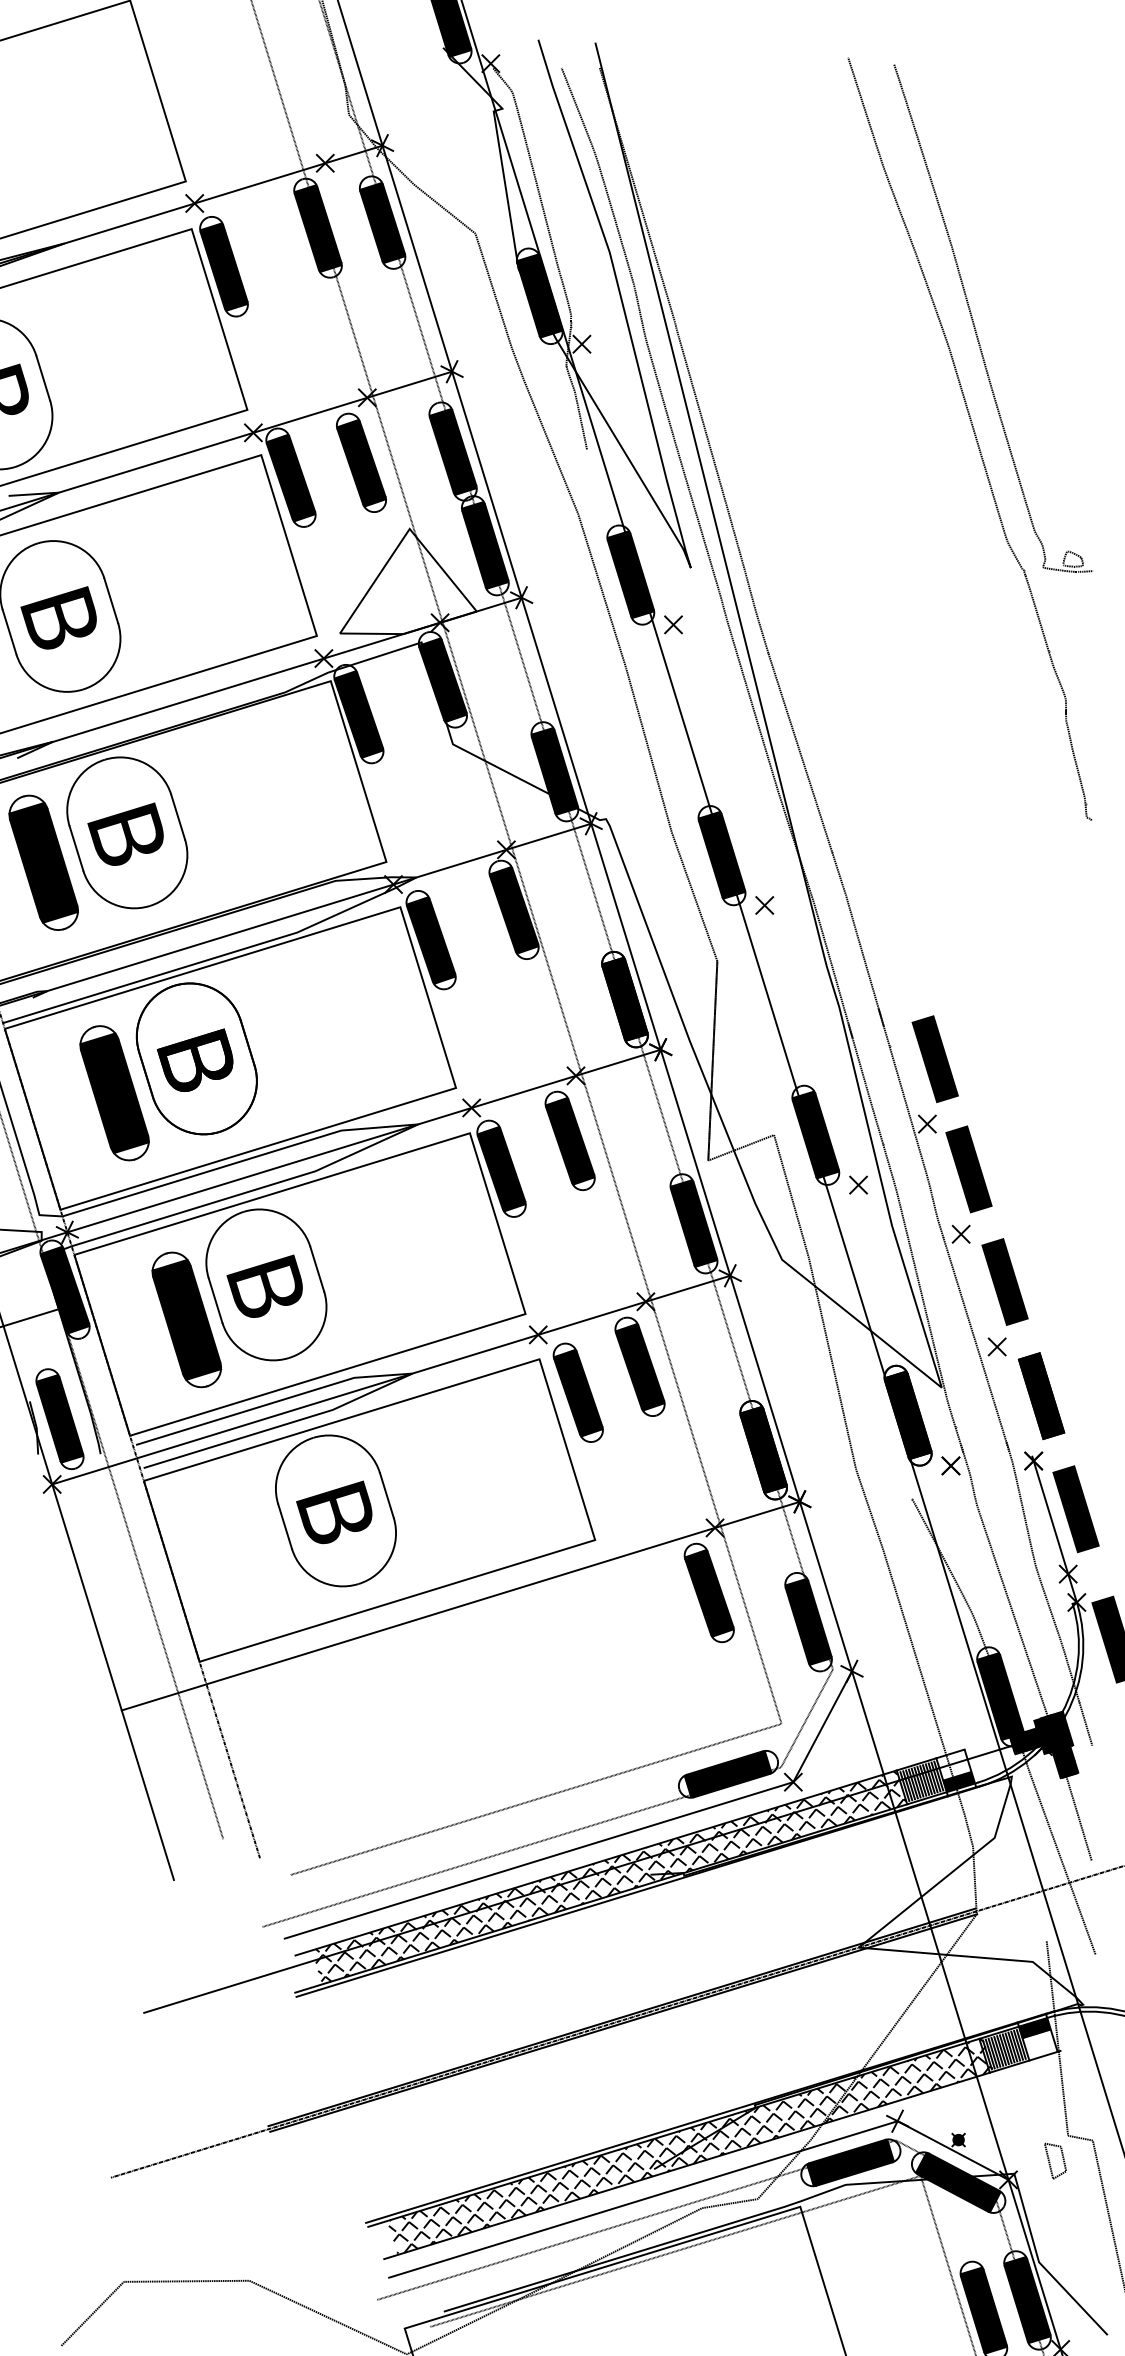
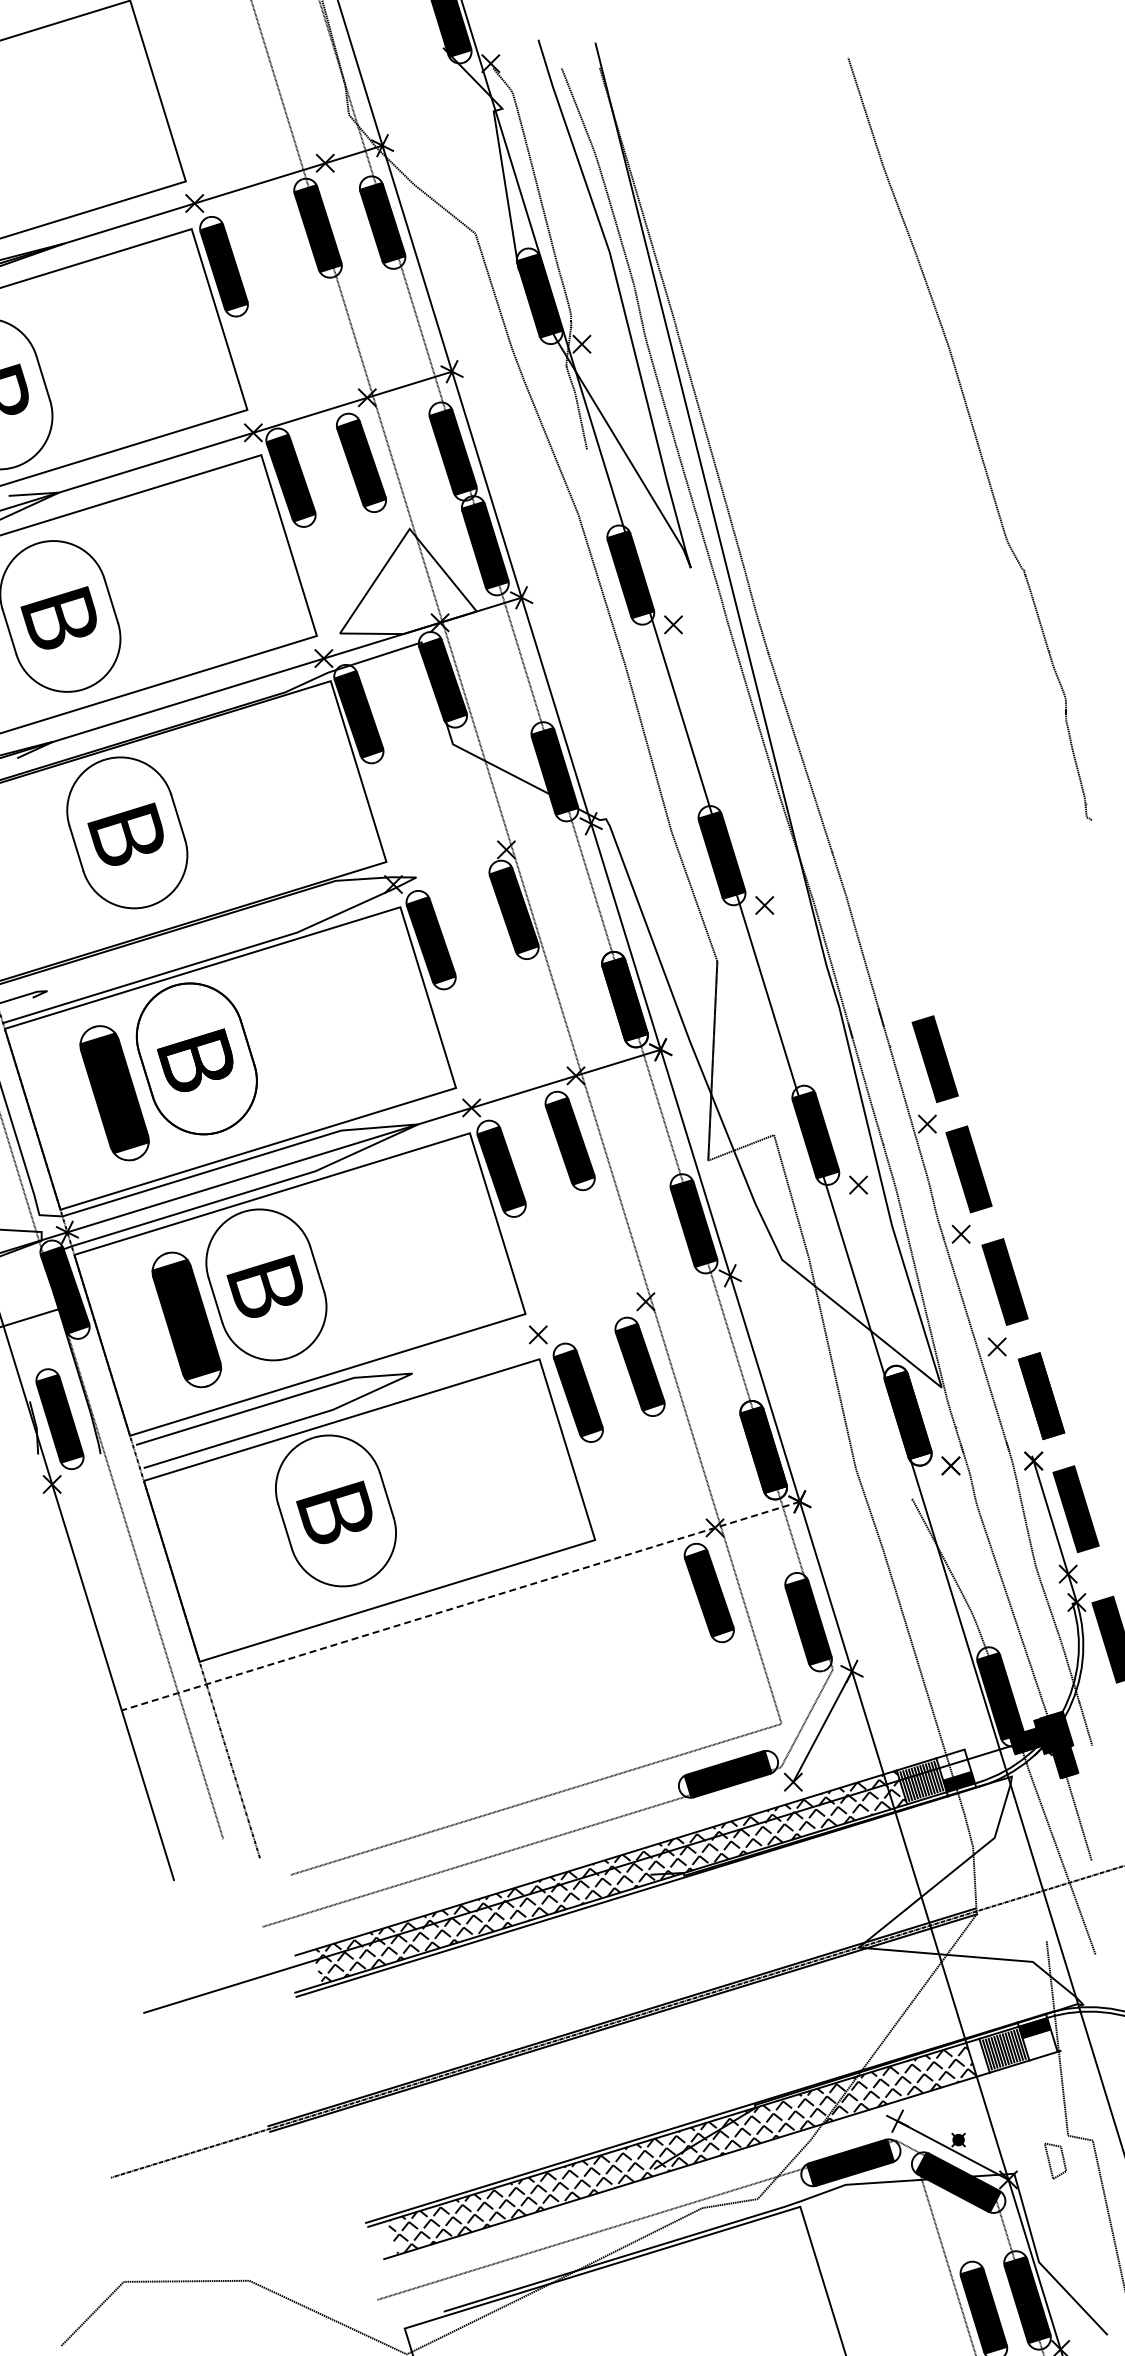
part: present -> none (974, 323)
part: present -> none (43, 862)
line: present -> none (296, 914)
line: present -> none (391, 1379)
line: solid -> dashed (460, 1606)
line: present -> none (538, 1860)
hatch: present -> none (980, 2057)
line: present -> none (643, 2199)
line: present -> none (674, 2251)
